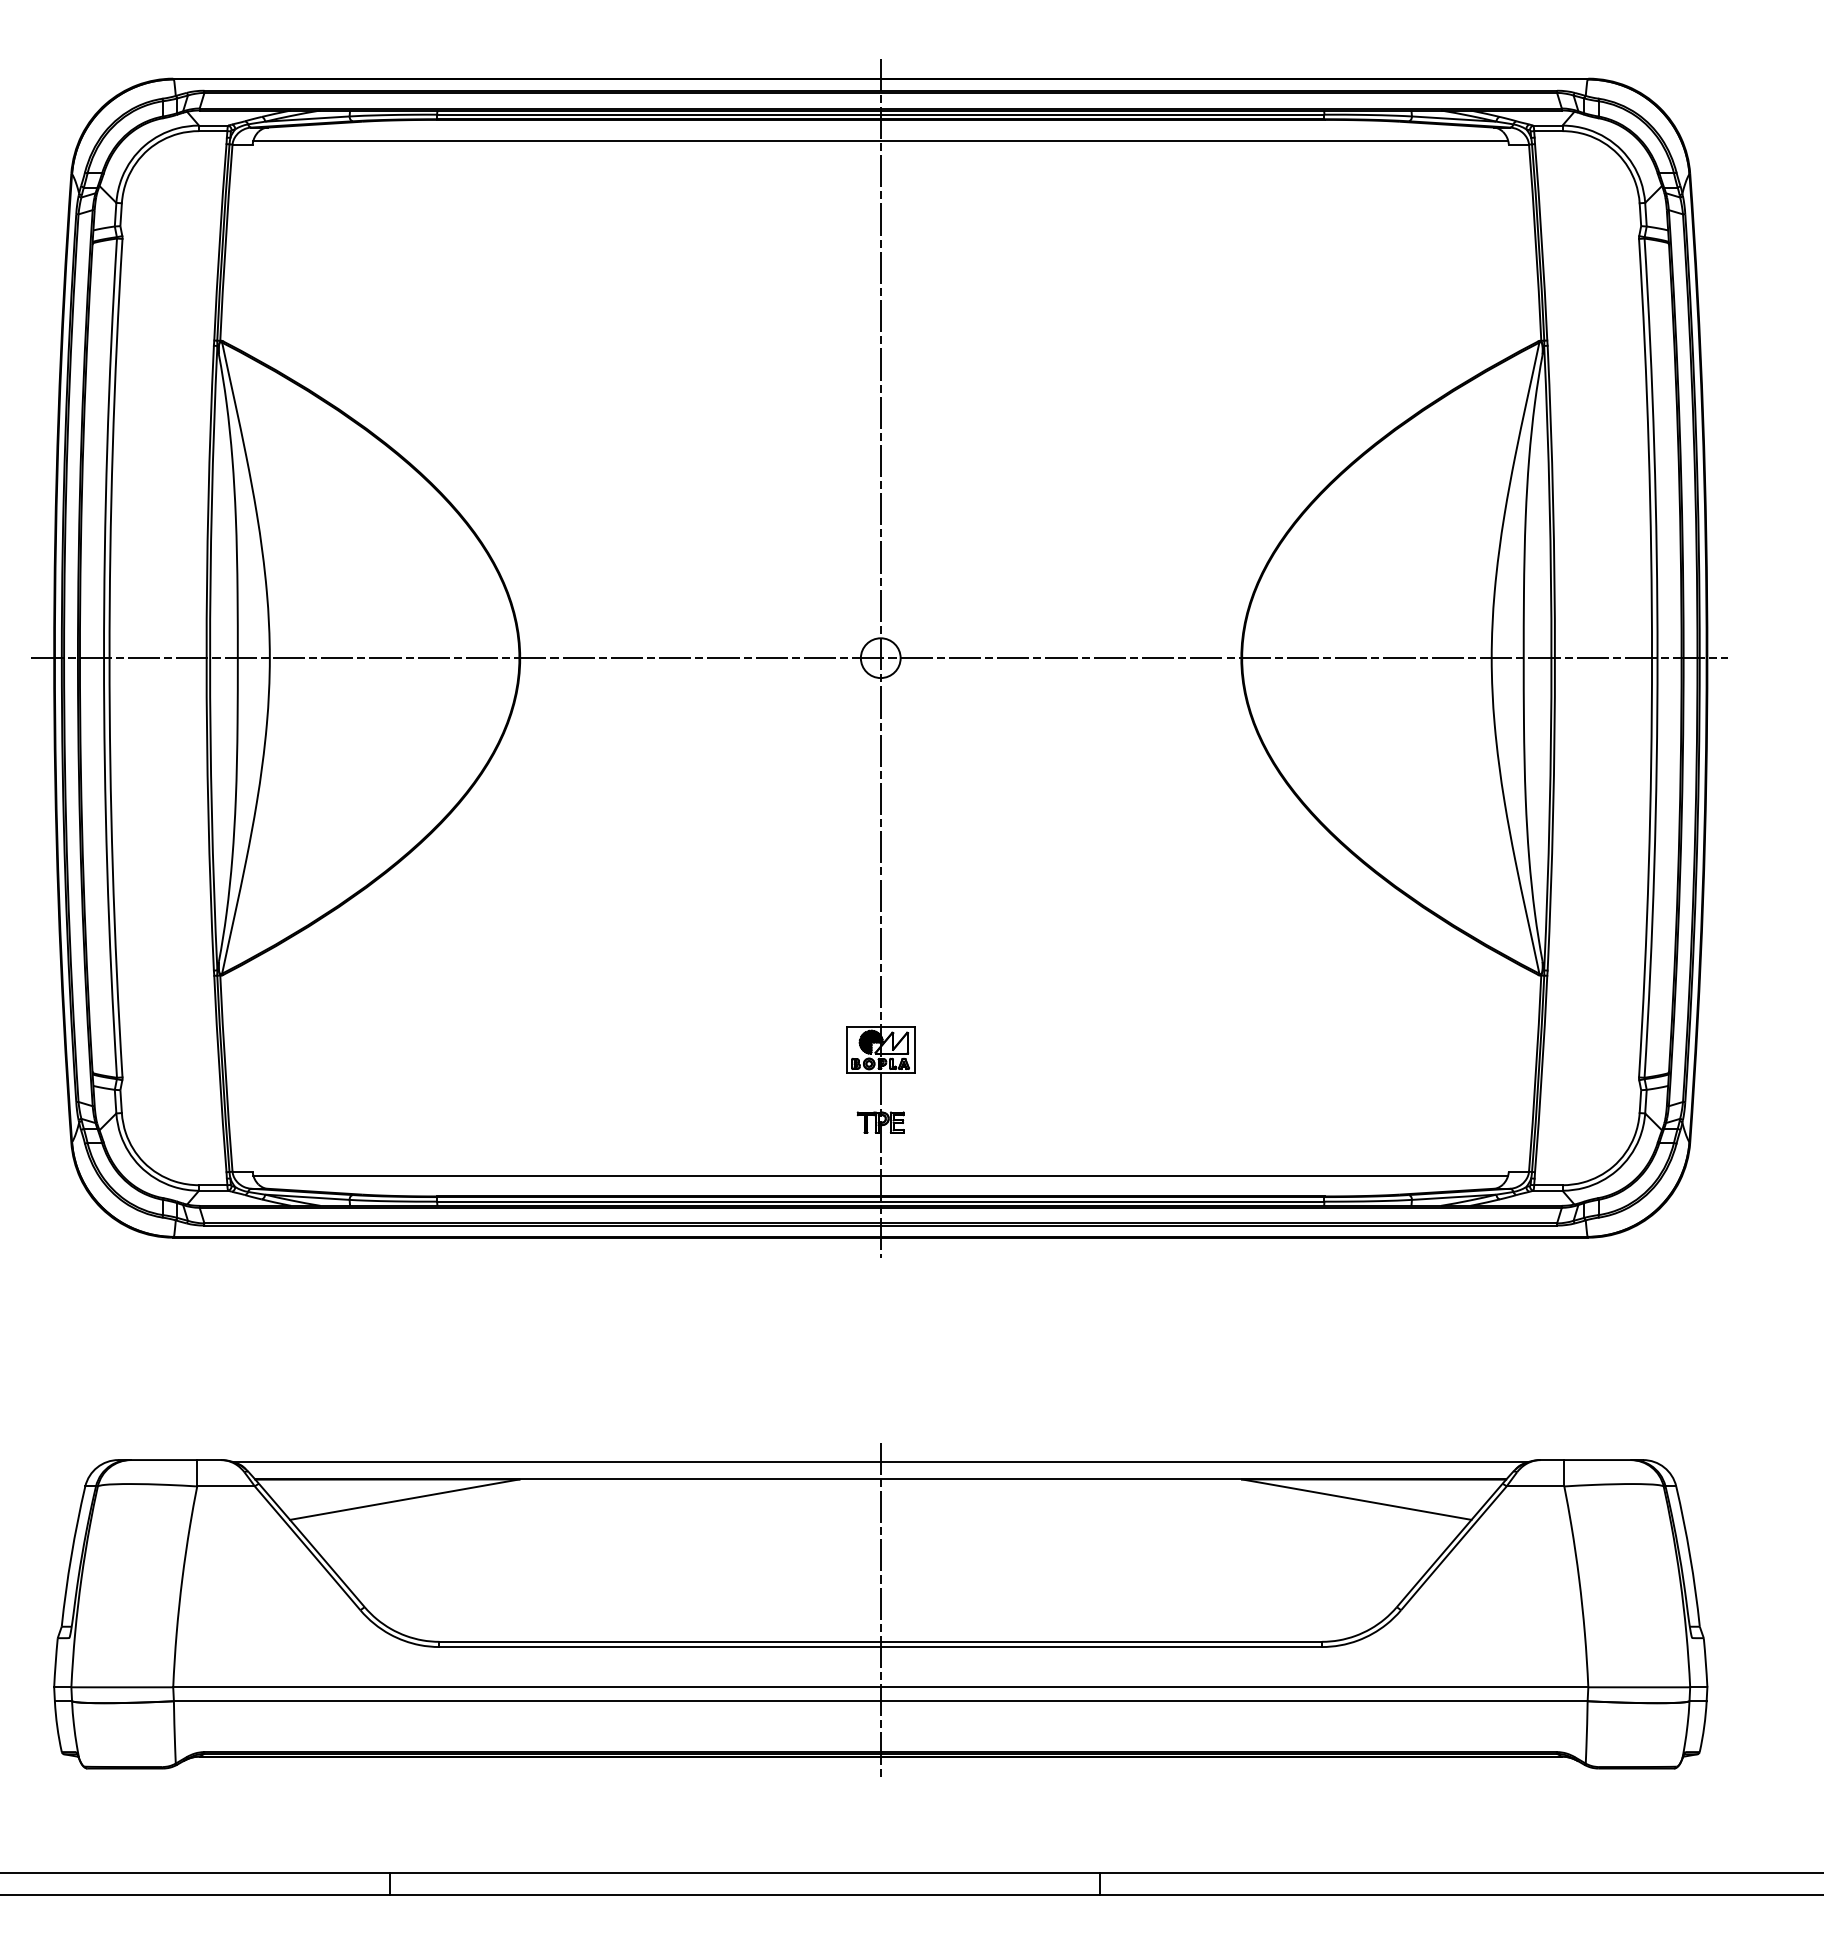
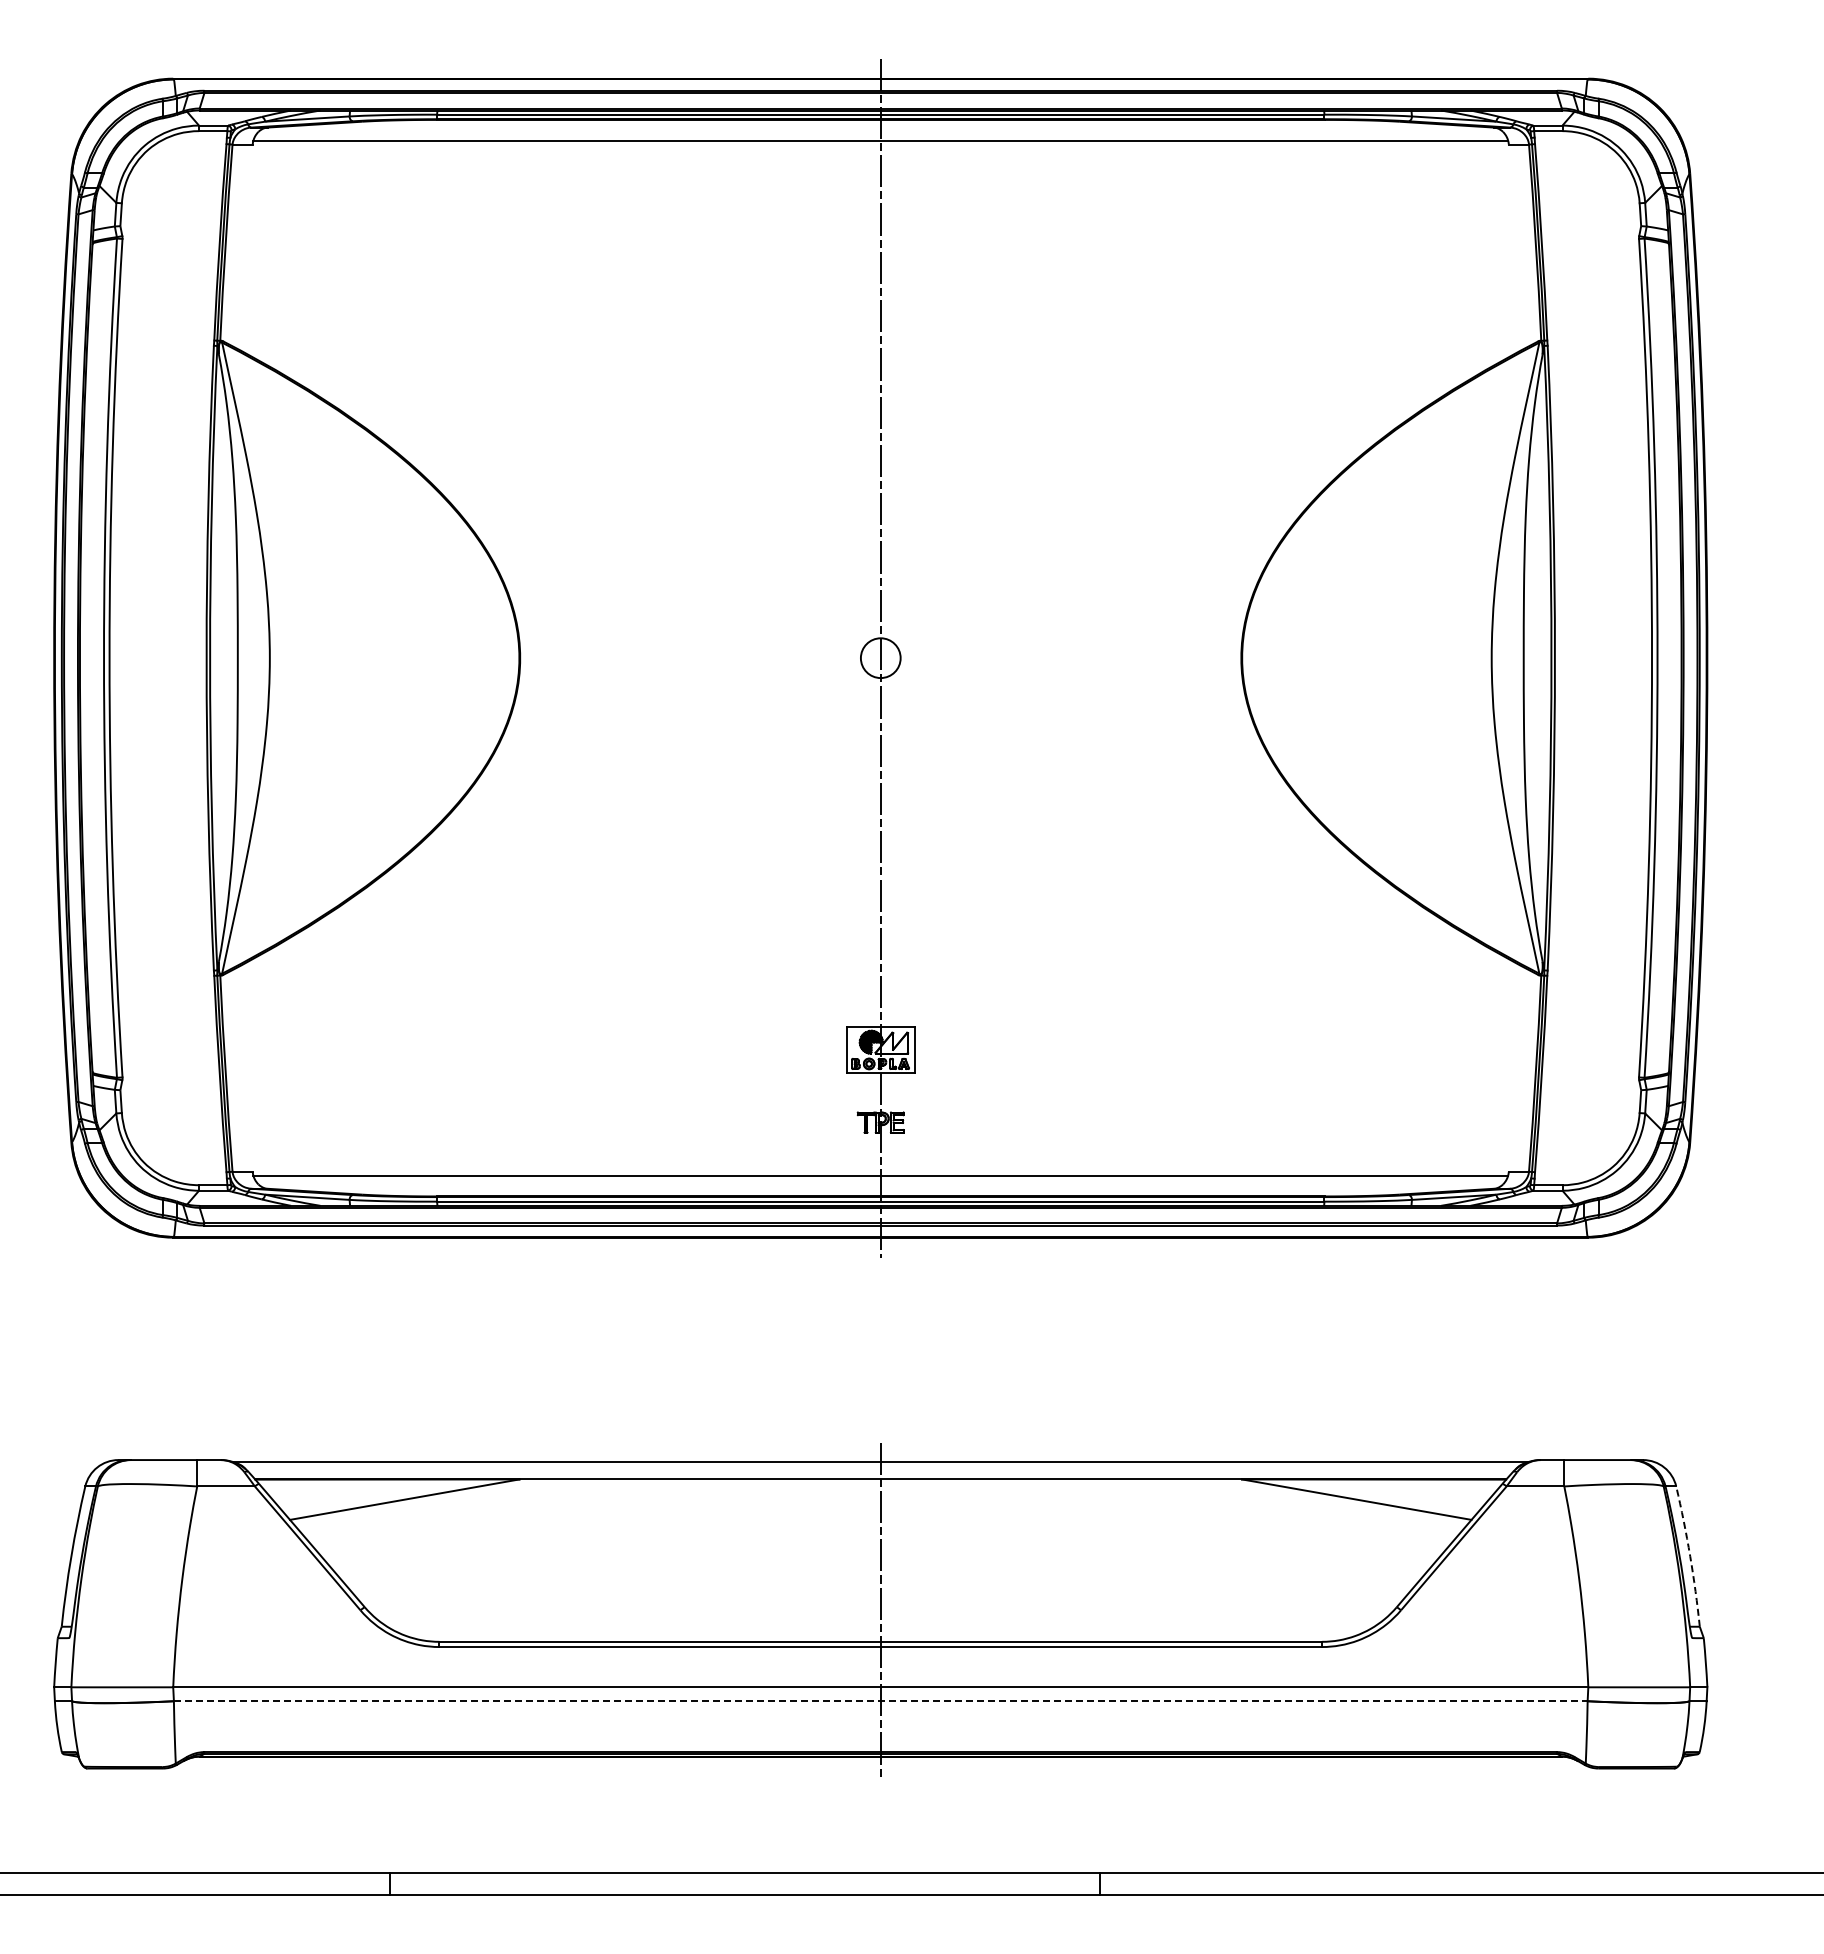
line: present -> none (879, 658)
arc: solid -> dashed (1690, 1556)
line: solid -> dashed (880, 1701)
